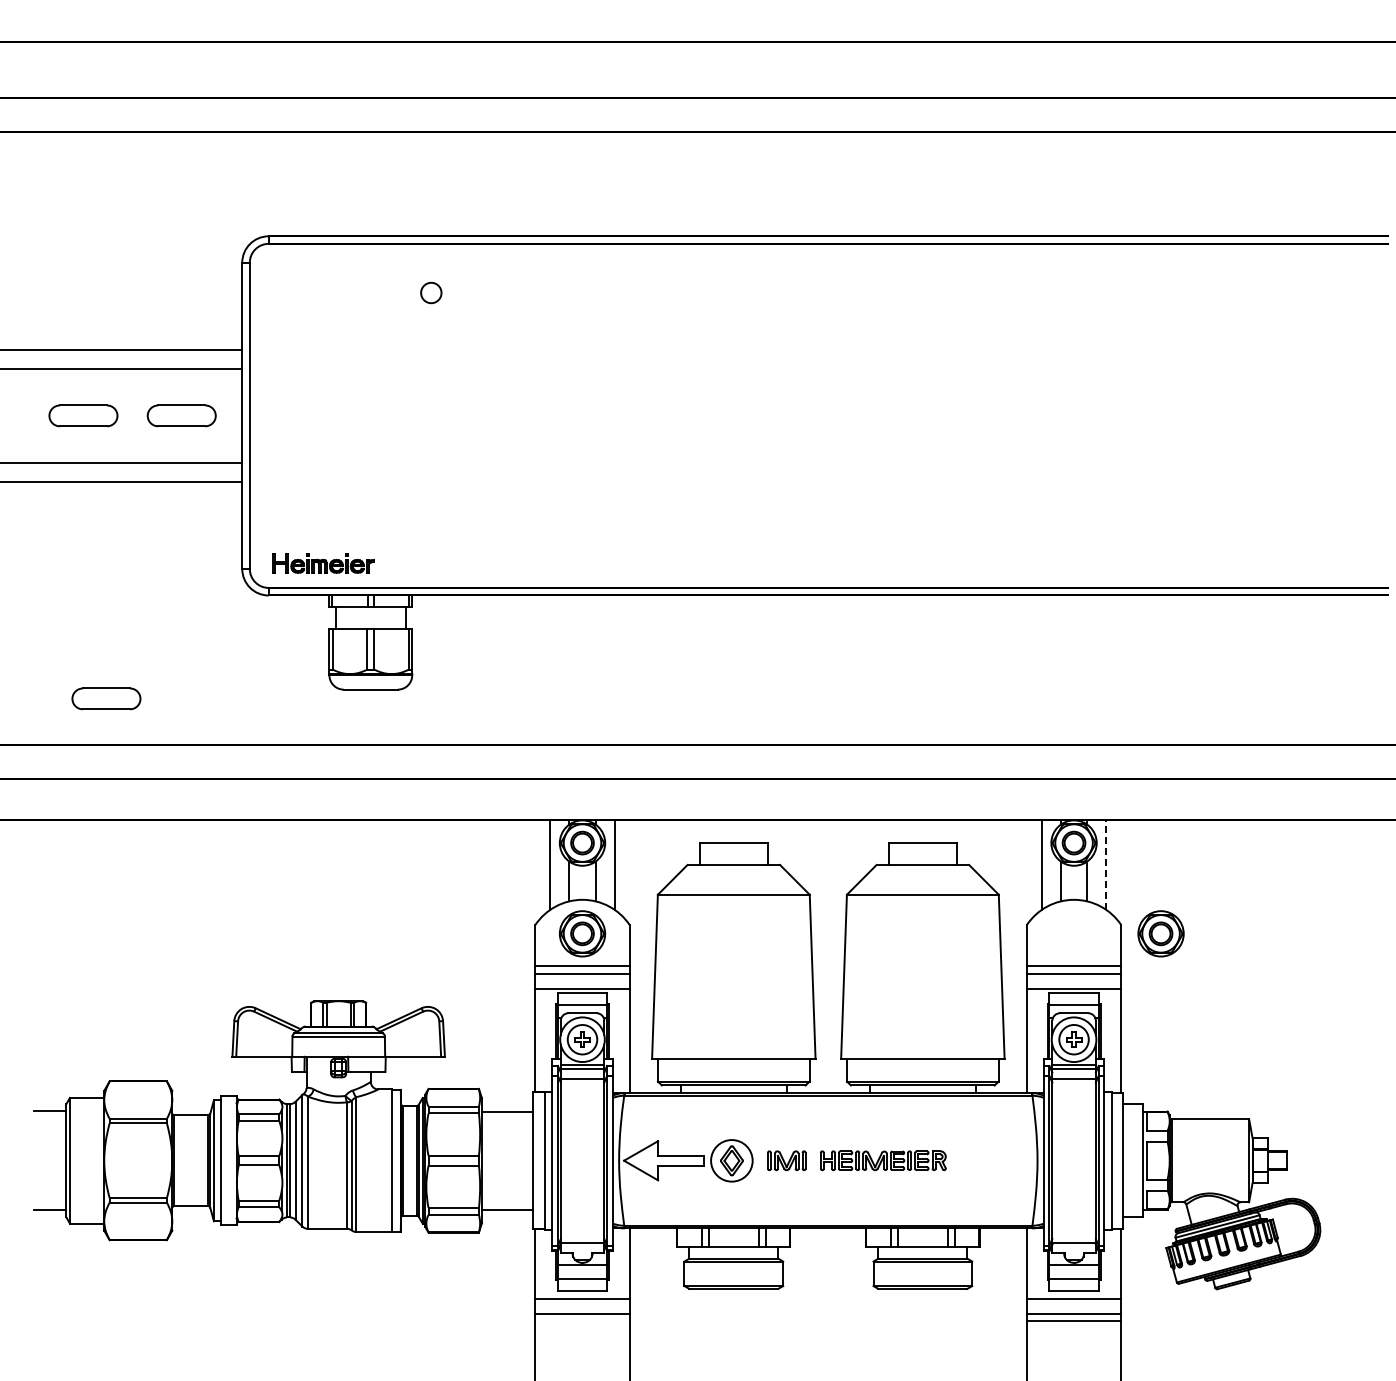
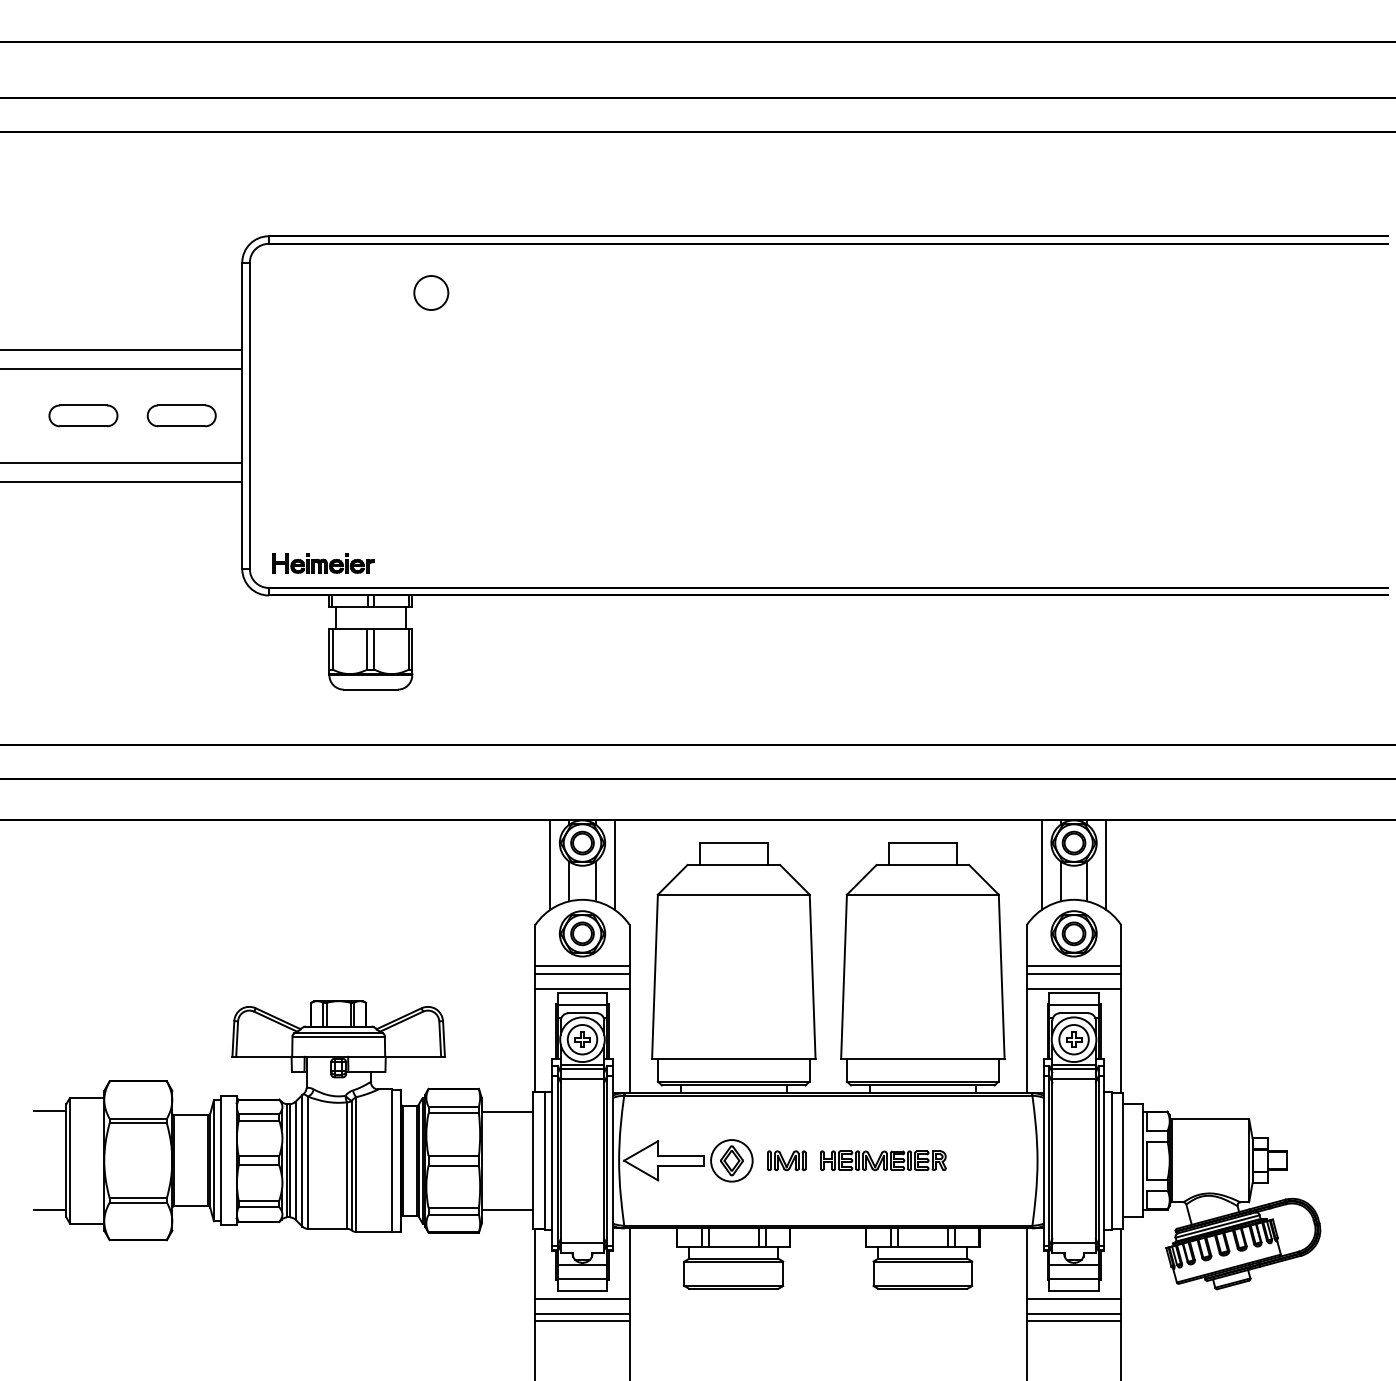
circle diameter: 20 px -> 34 px (431, 293)
part: present -> none (106, 698)
line: dashed -> solid (1106, 865)
part position: (1160, 933) -> (1073, 933) (1073, 933)
line: none -> present (582, 1321)
